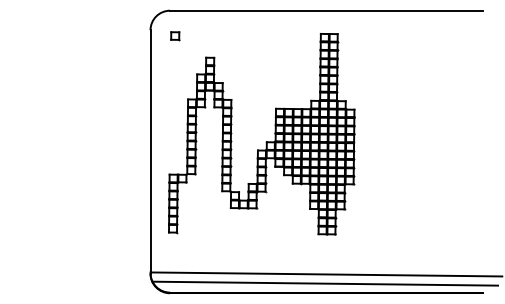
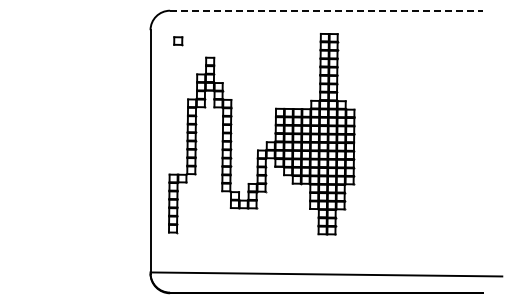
line: solid -> dashed (327, 10)
part position: (175, 36) -> (178, 41) (178, 41)
line: present -> none (325, 283)
